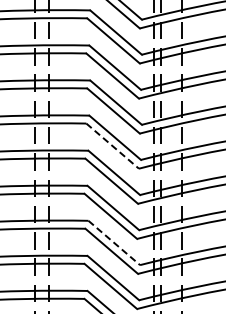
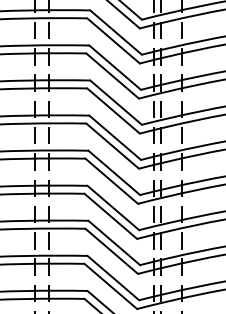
line: dashed -> solid (112, 146)
line: dashed -> solid (114, 243)
